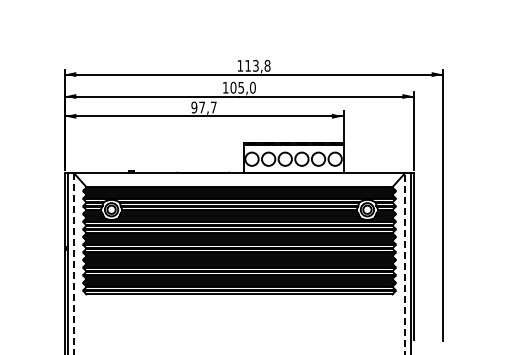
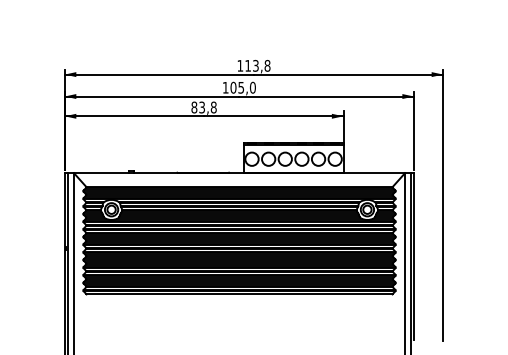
text: 97,7 -> 83,8 (203, 107)
line: dashed -> solid (74, 264)
line: dashed -> solid (405, 264)
